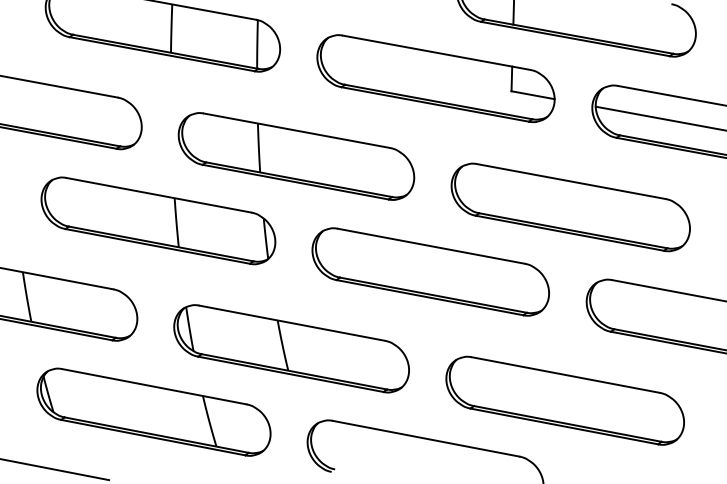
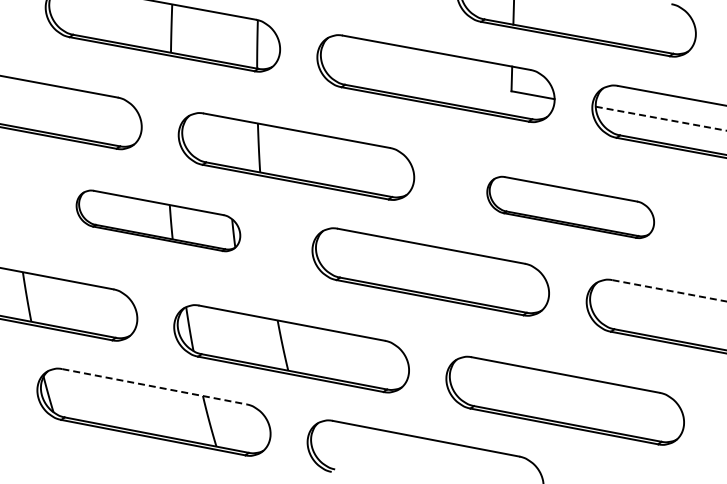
line: solid -> dashed (661, 118)
part size: 241x91 px -> 169x64 px (570, 206)
part size: 237x90 px -> 167x64 px (158, 220)
line: solid -> dashed (669, 290)
line: solid -> dashed (154, 386)
line: present -> none (55, 469)
